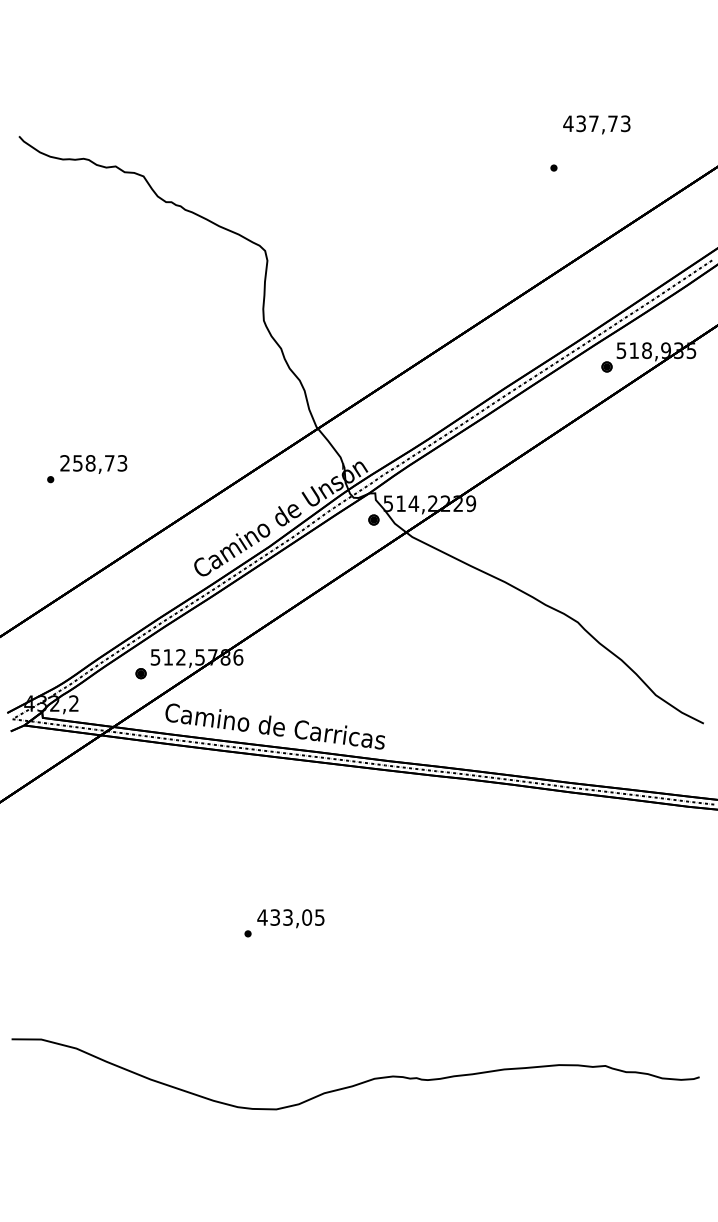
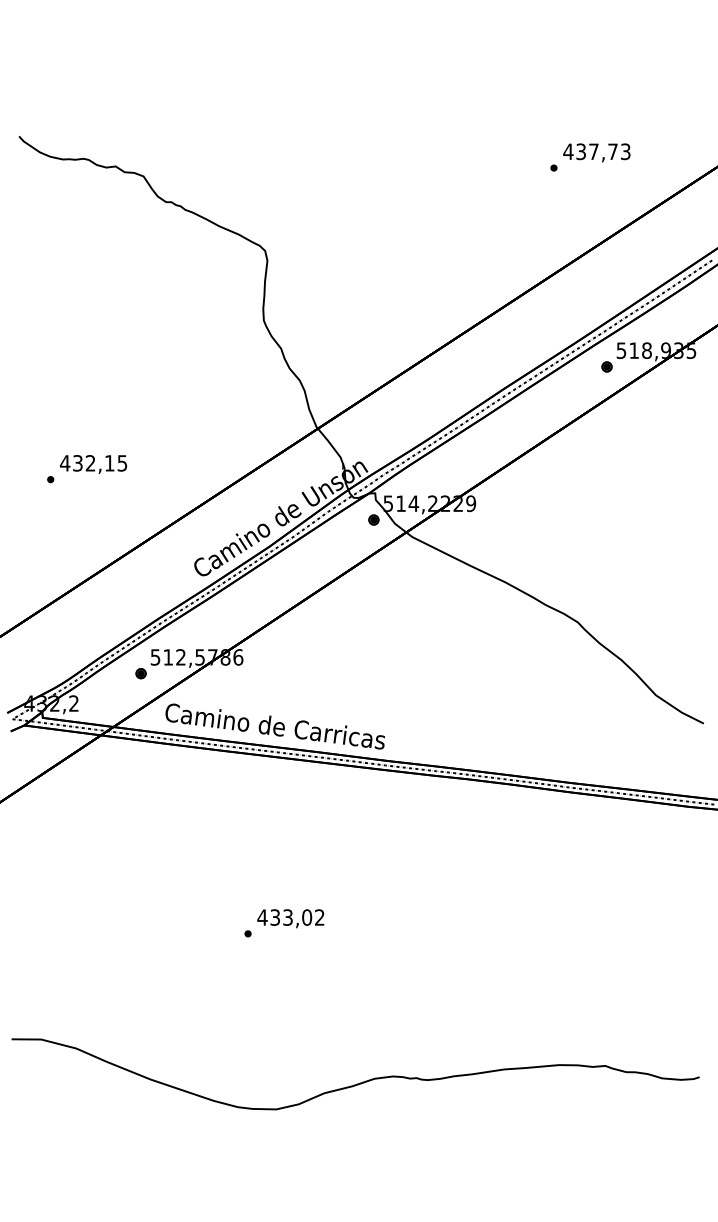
text position: (596, 124) -> (596, 152) (596, 152)
text: 258,73 -> 432,15 (93, 463)
text: 433,05 -> 433,02 (319, 917)
